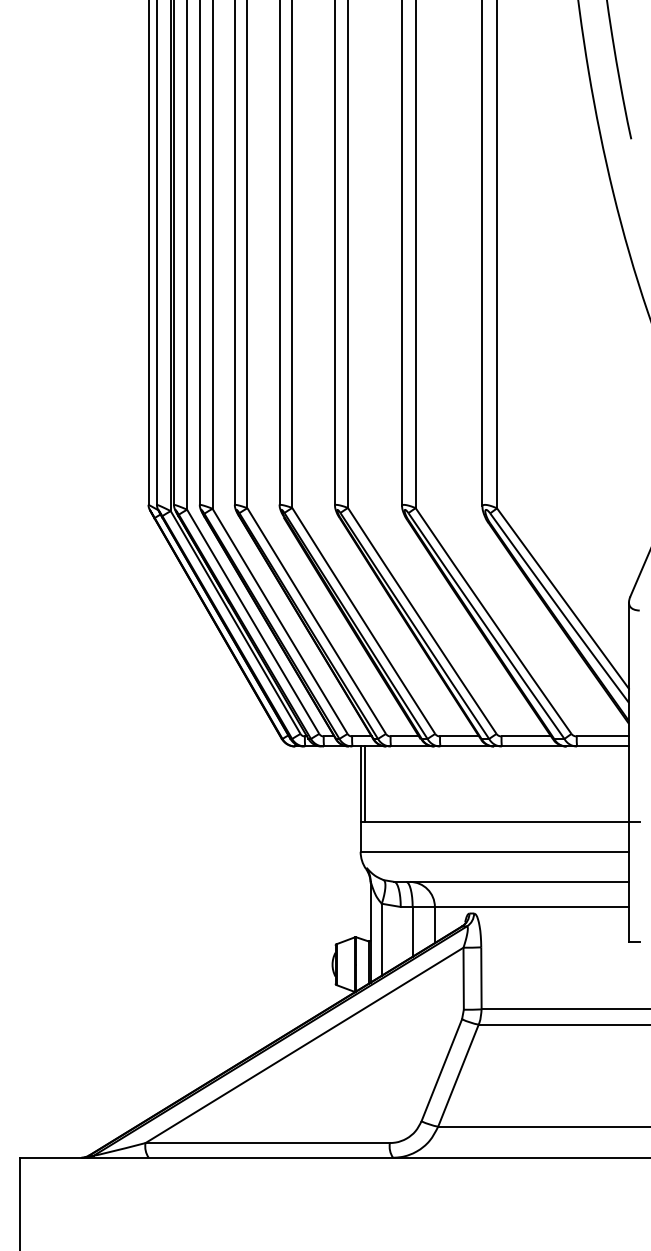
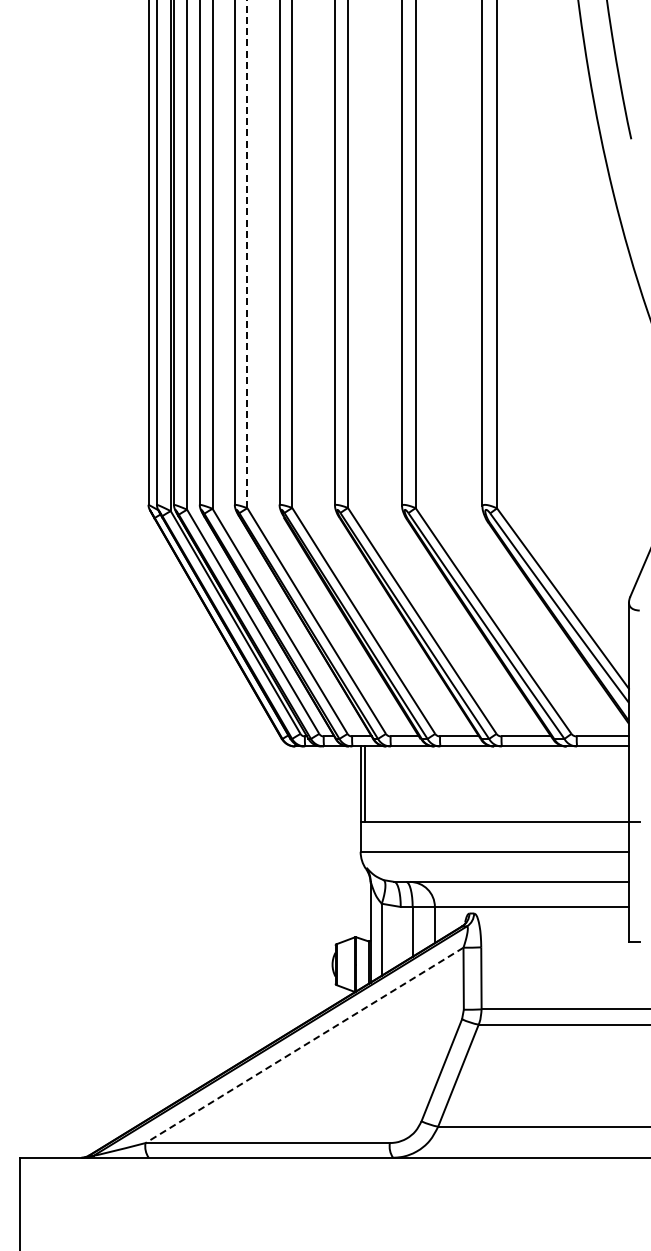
line: solid -> dashed (247, 254)
line: solid -> dashed (304, 1045)
